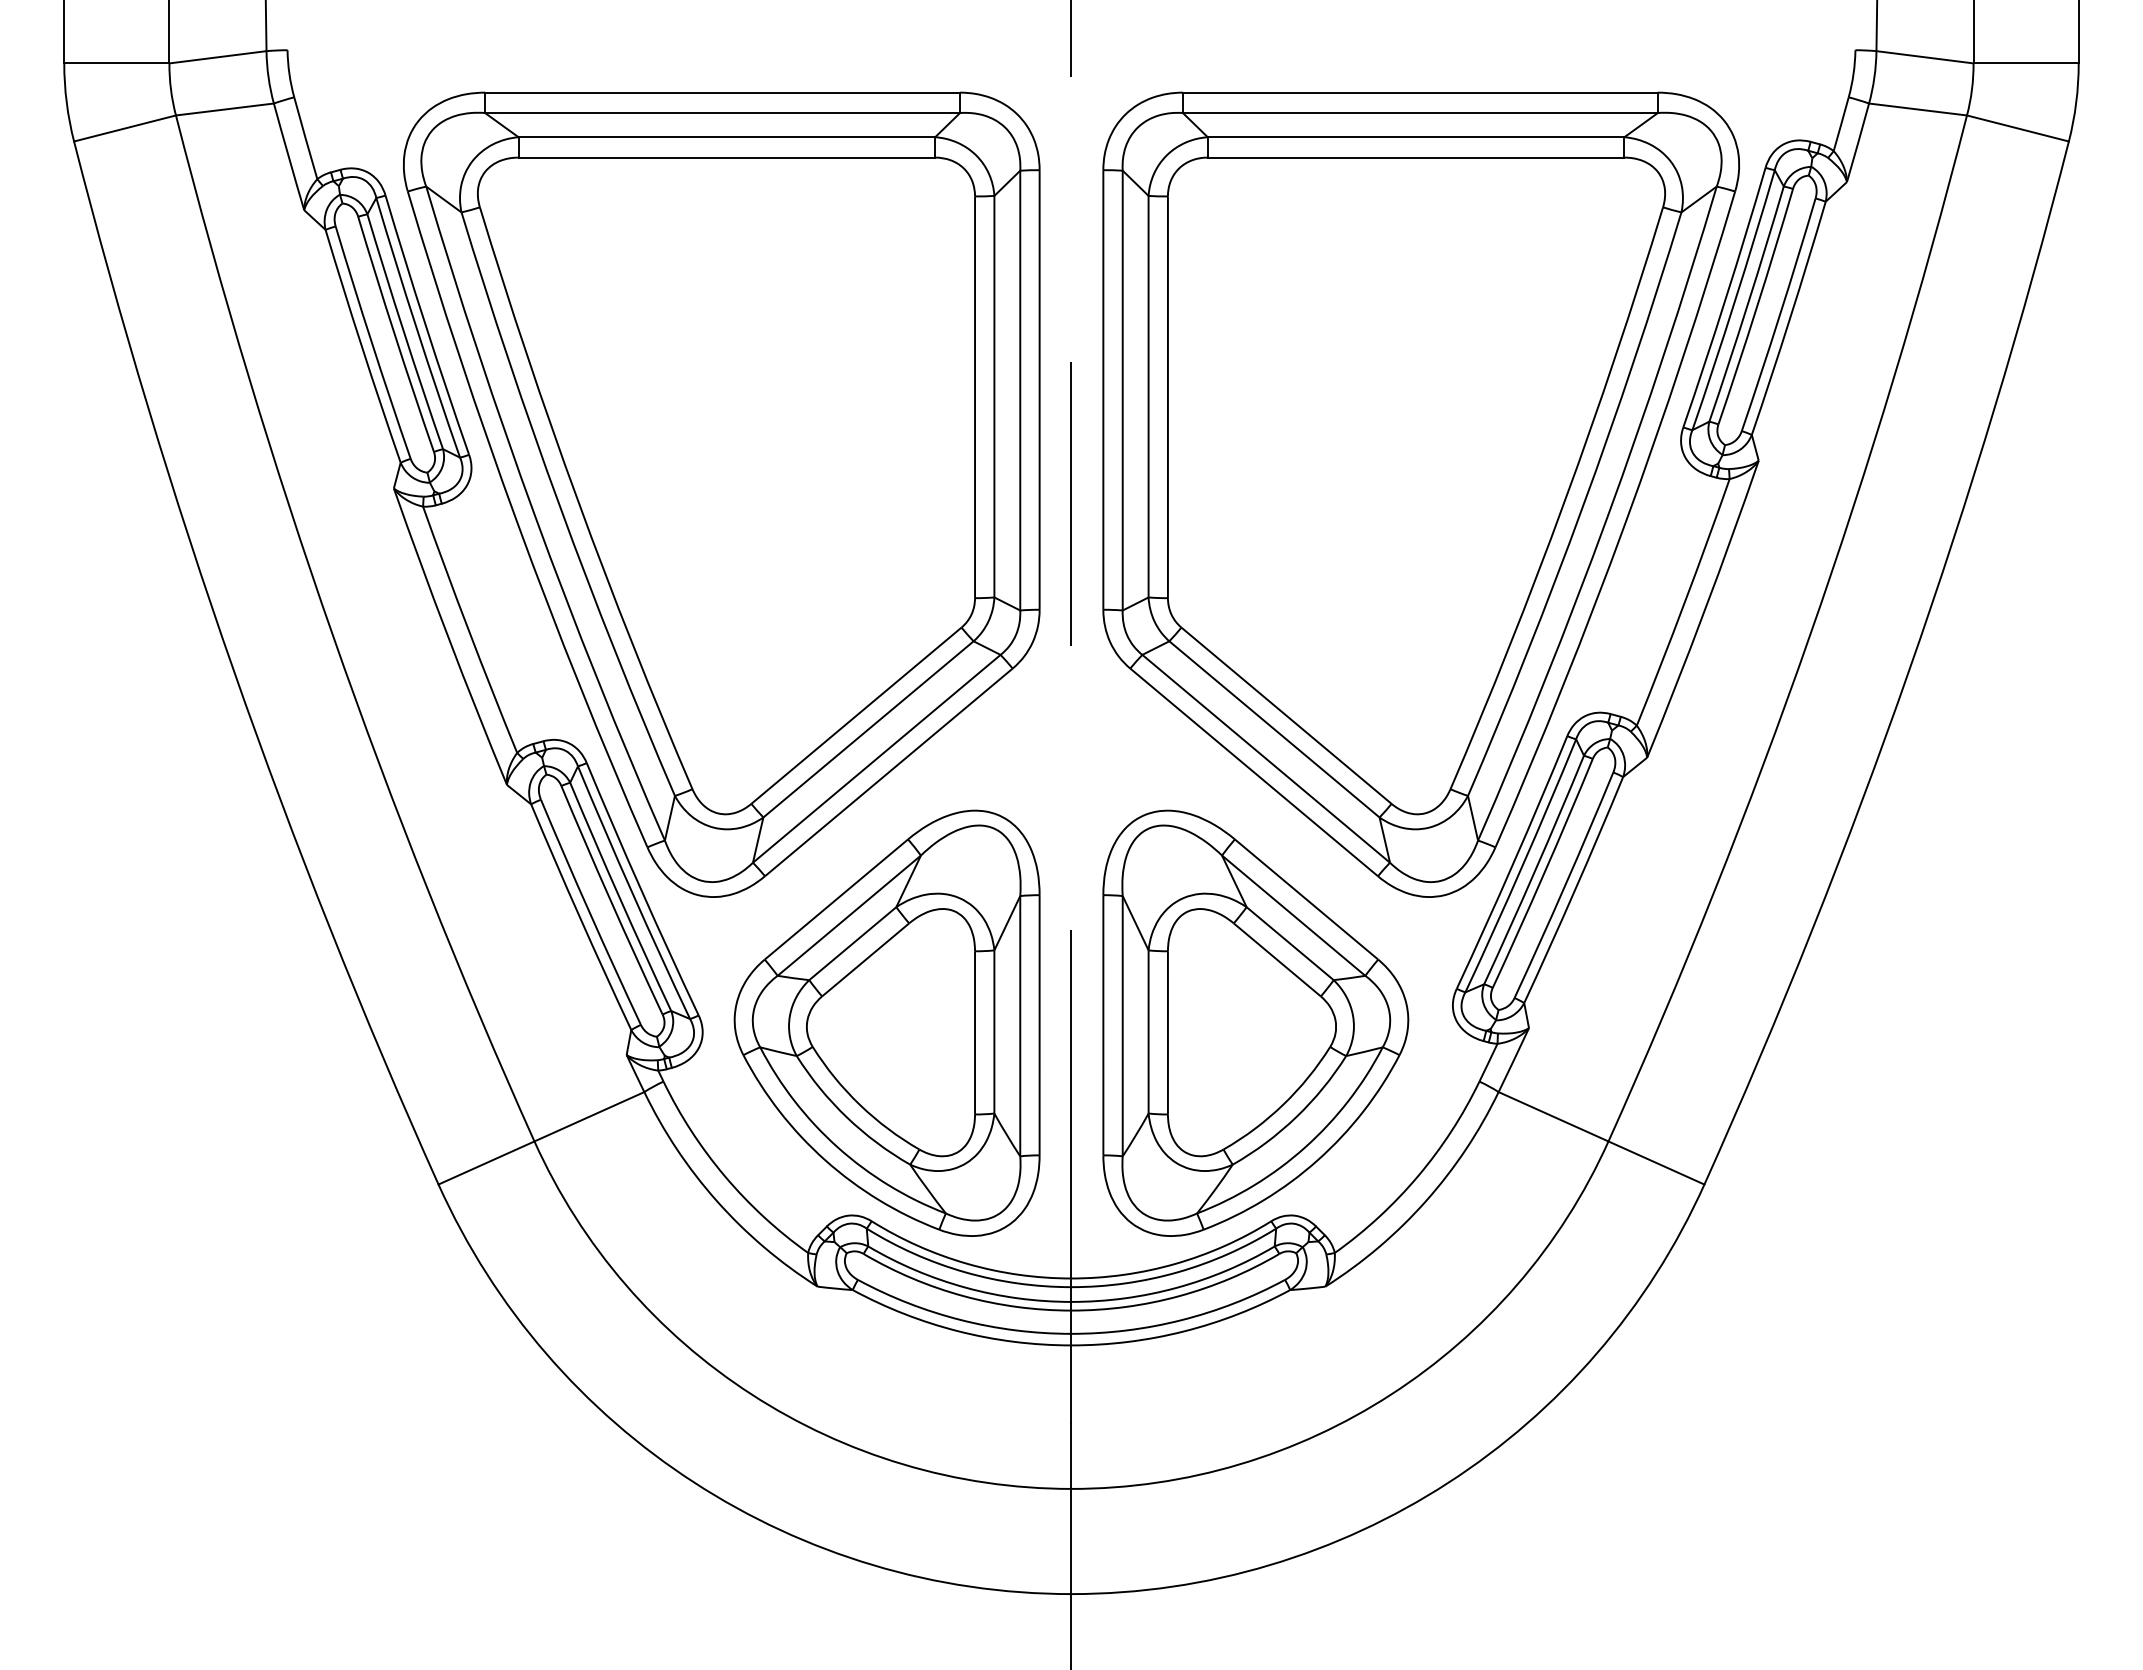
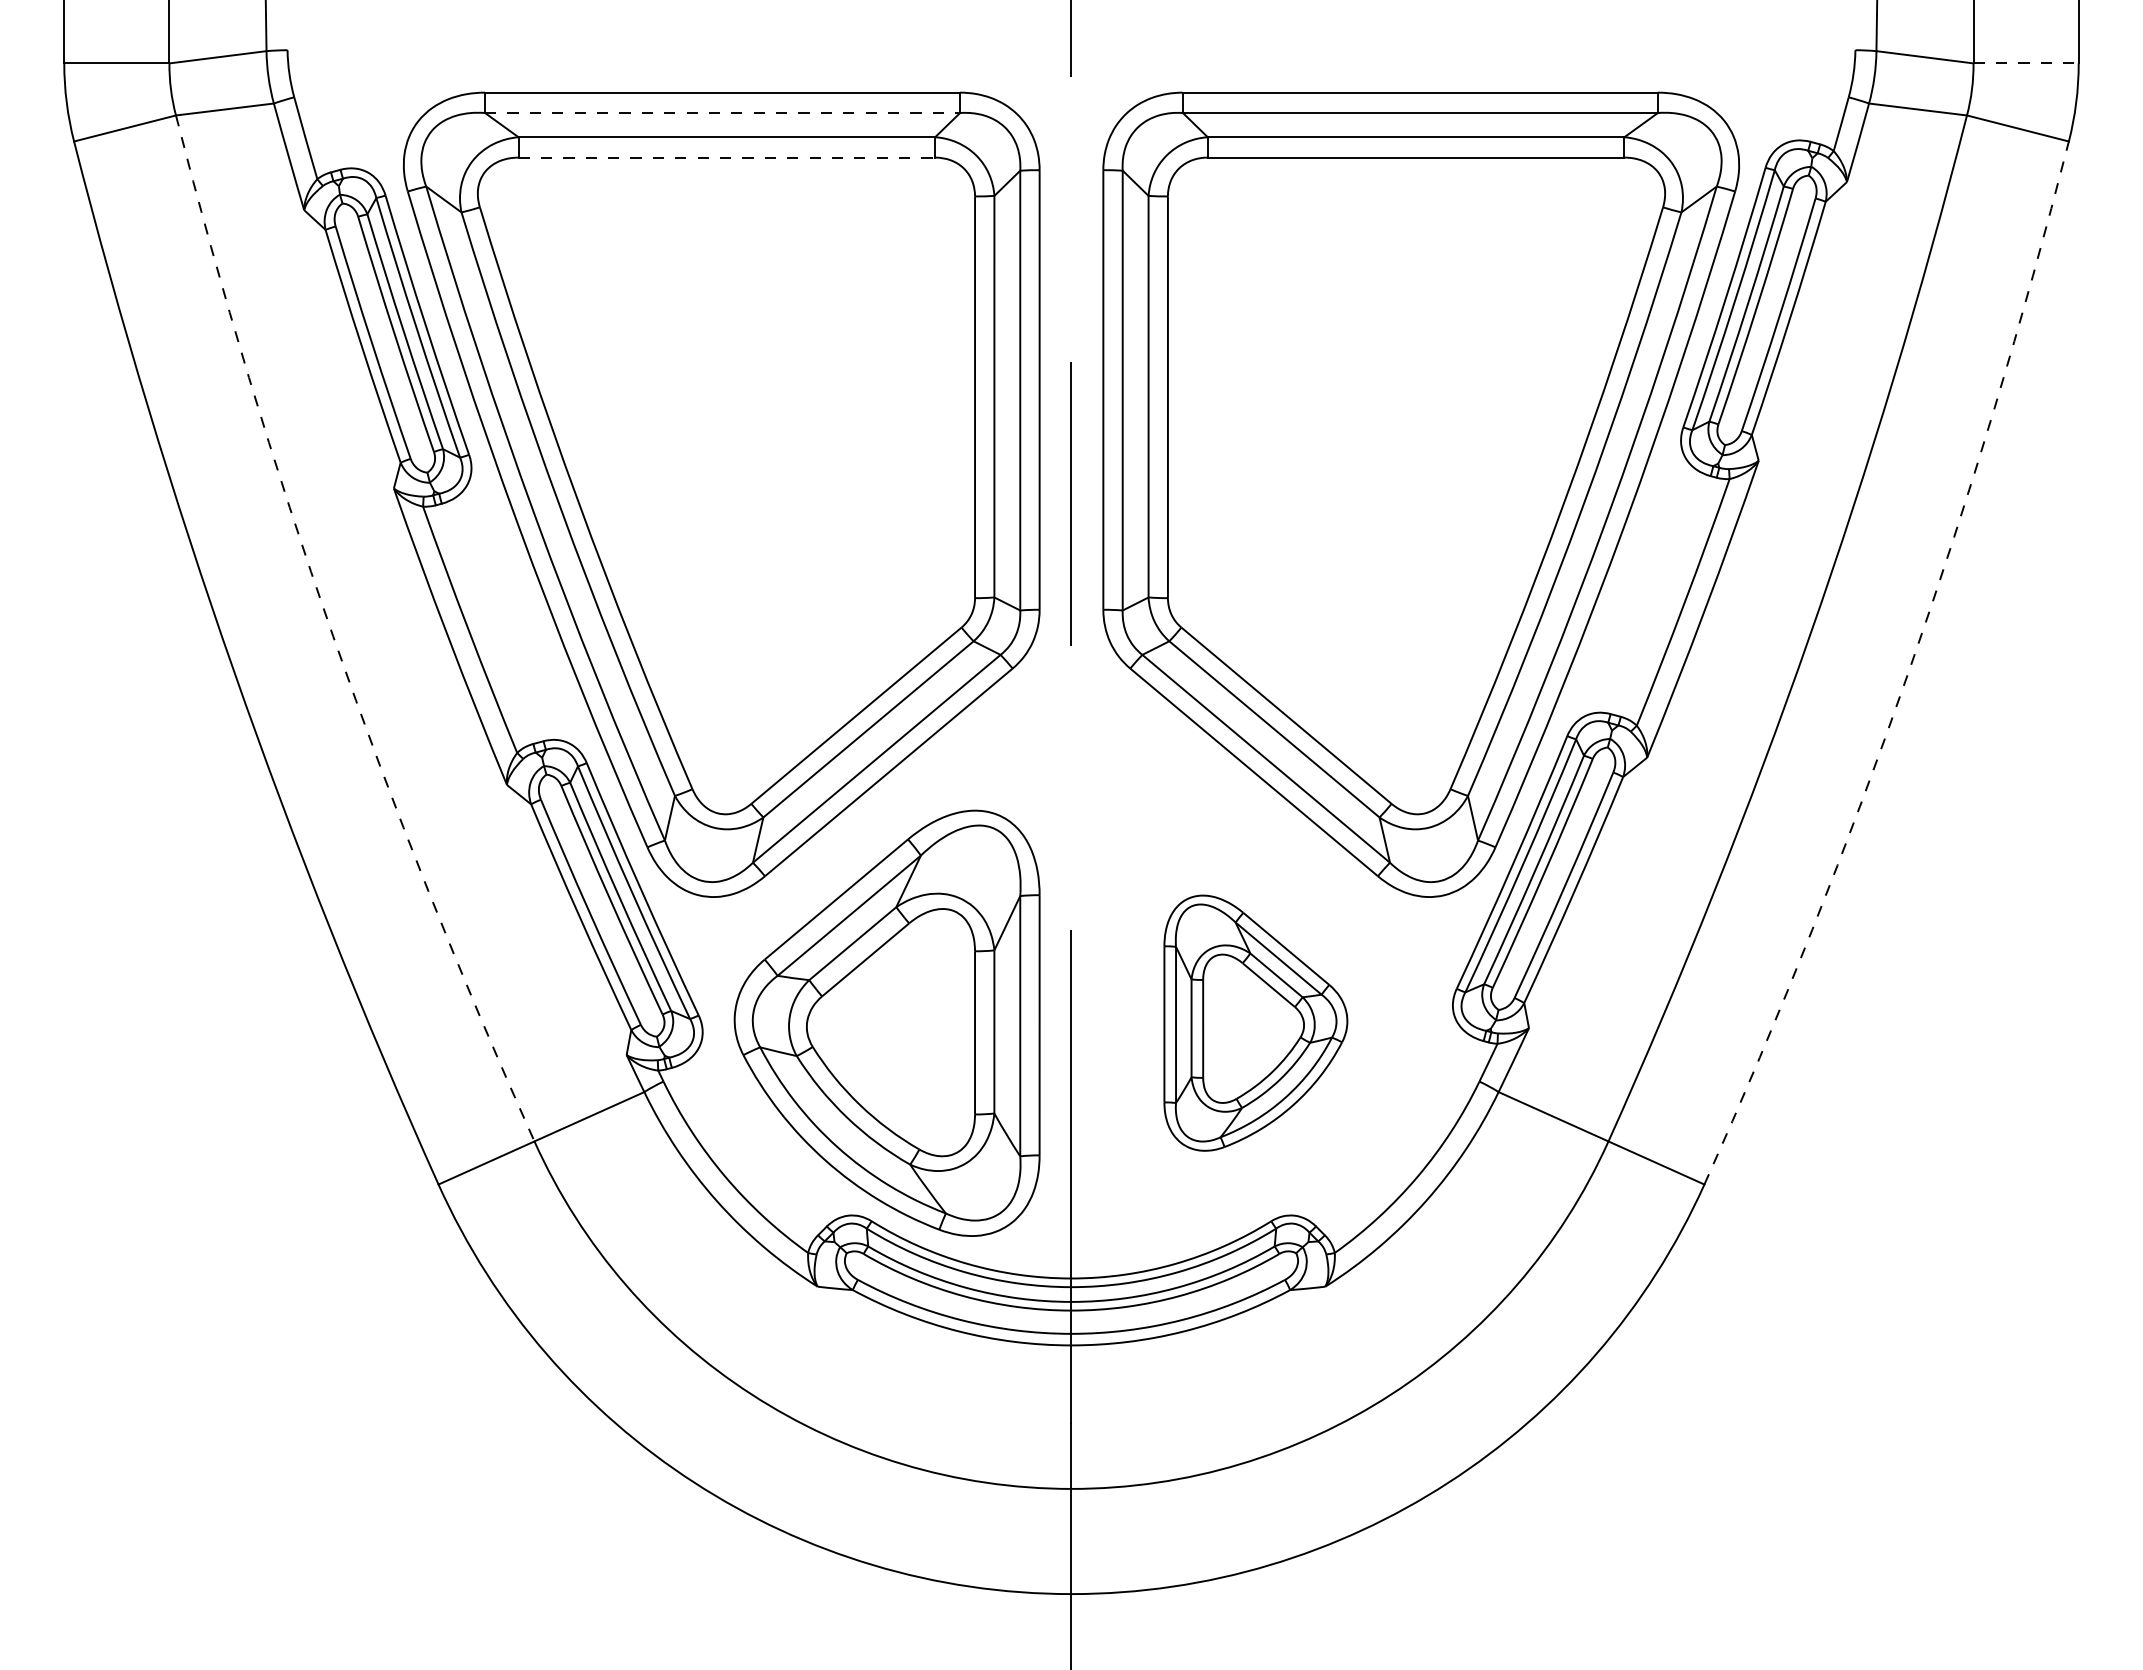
line: solid -> dashed (2026, 63)
line: solid -> dashed (722, 113)
line: solid -> dashed (727, 157)
arc: solid -> dashed (333, 636)
arc: solid -> dashed (1909, 670)
part size: 308x428 px -> 186x258 px (1255, 1022)
